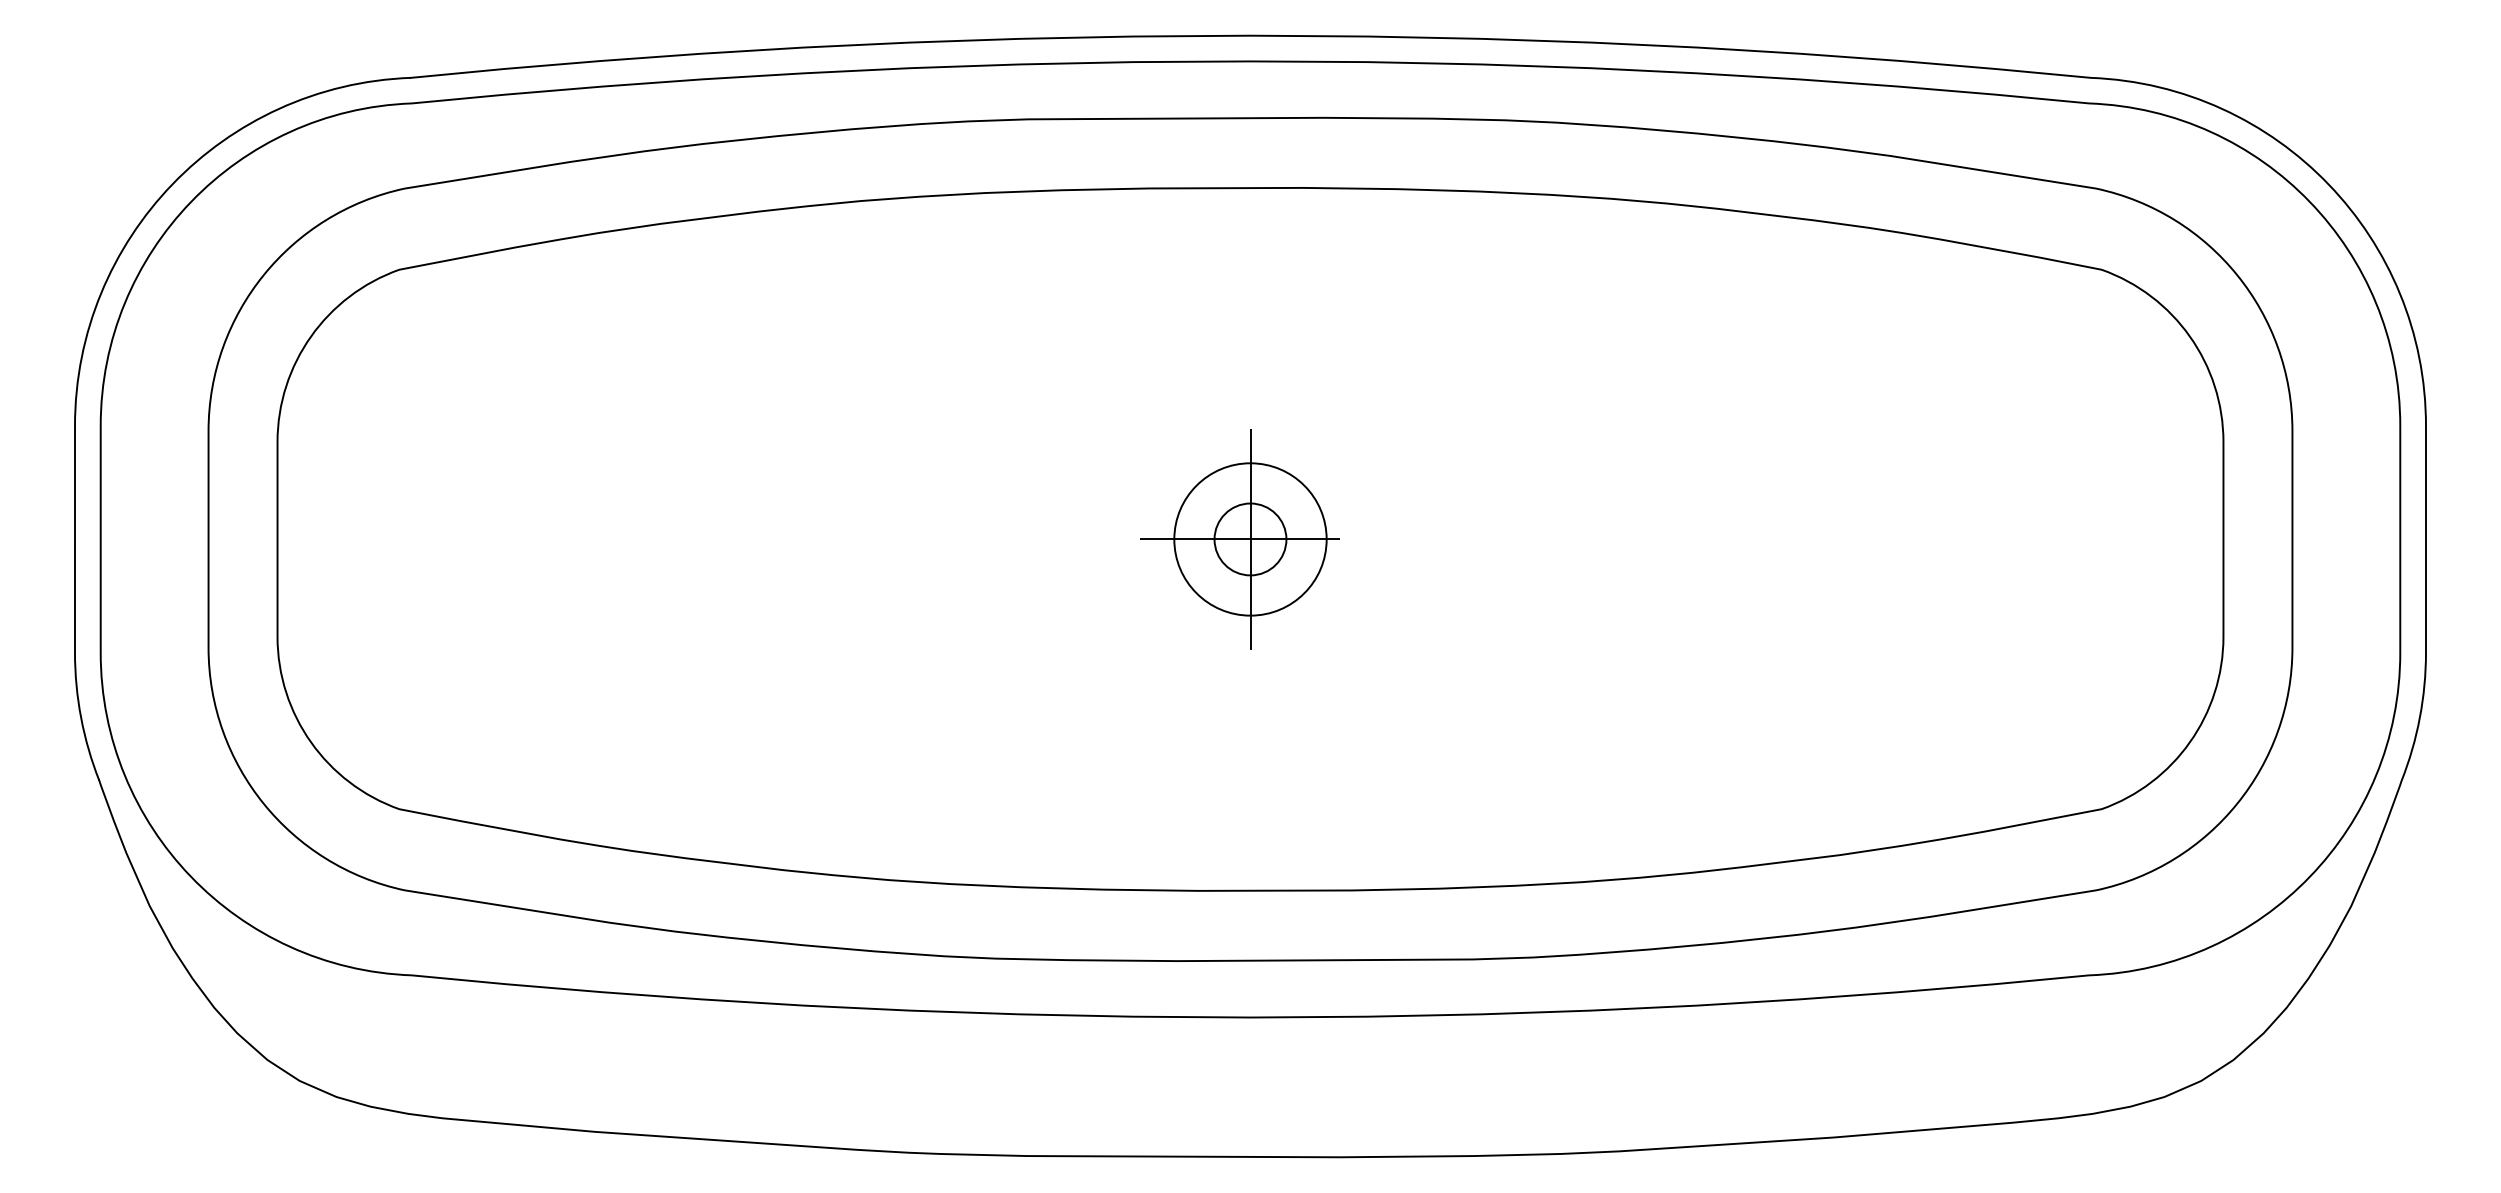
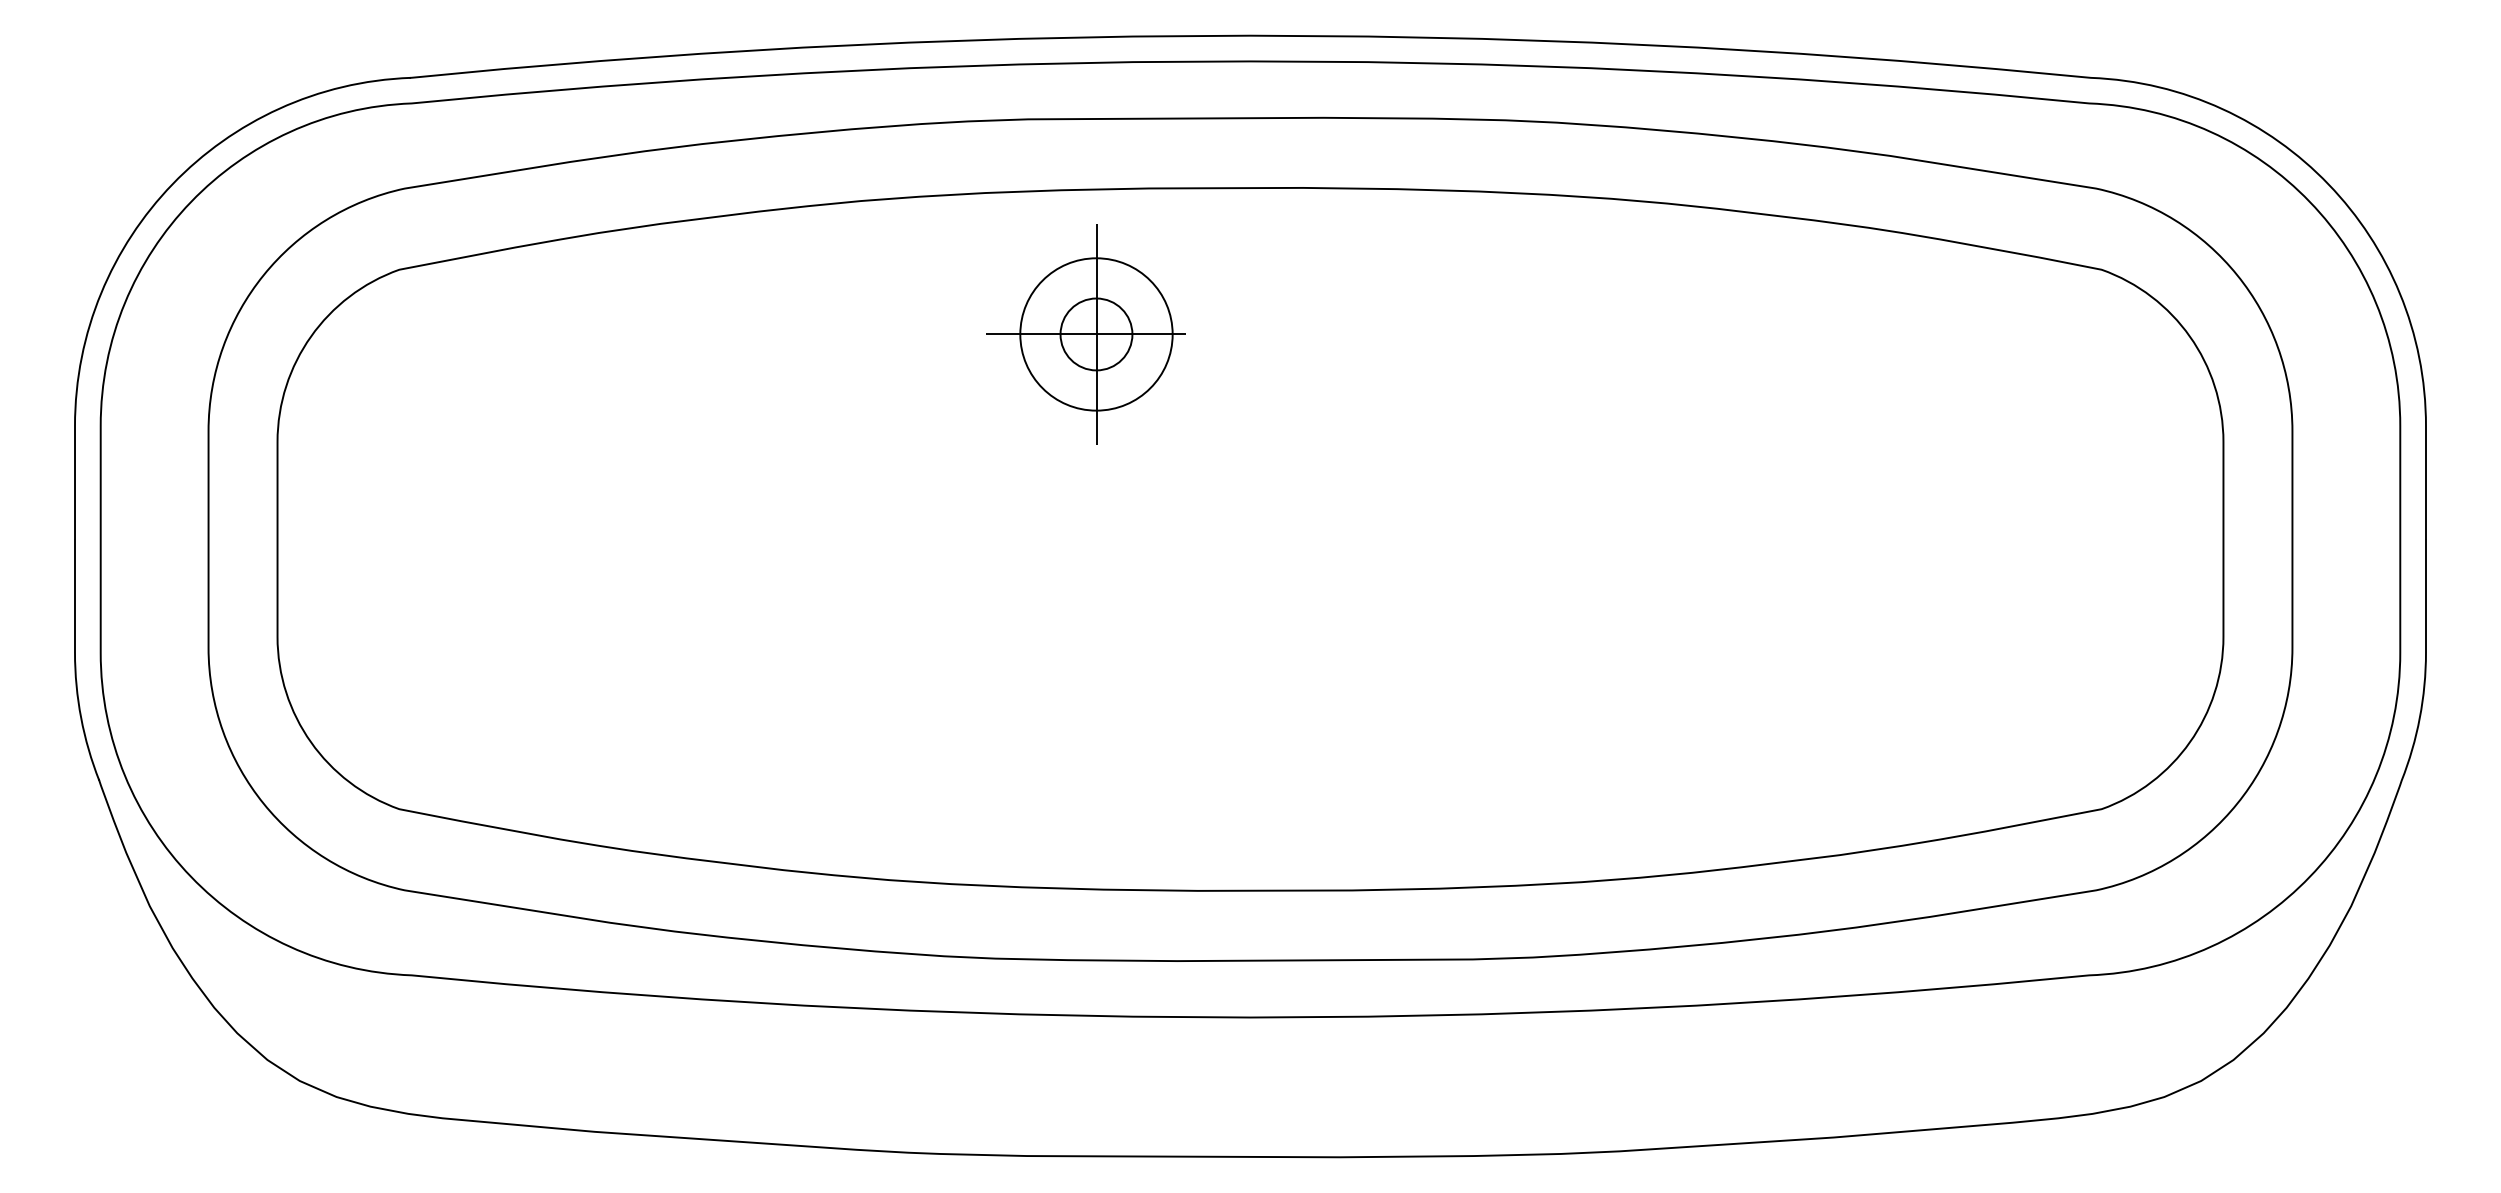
part position: (1239, 539) -> (1085, 334) (1085, 334)
